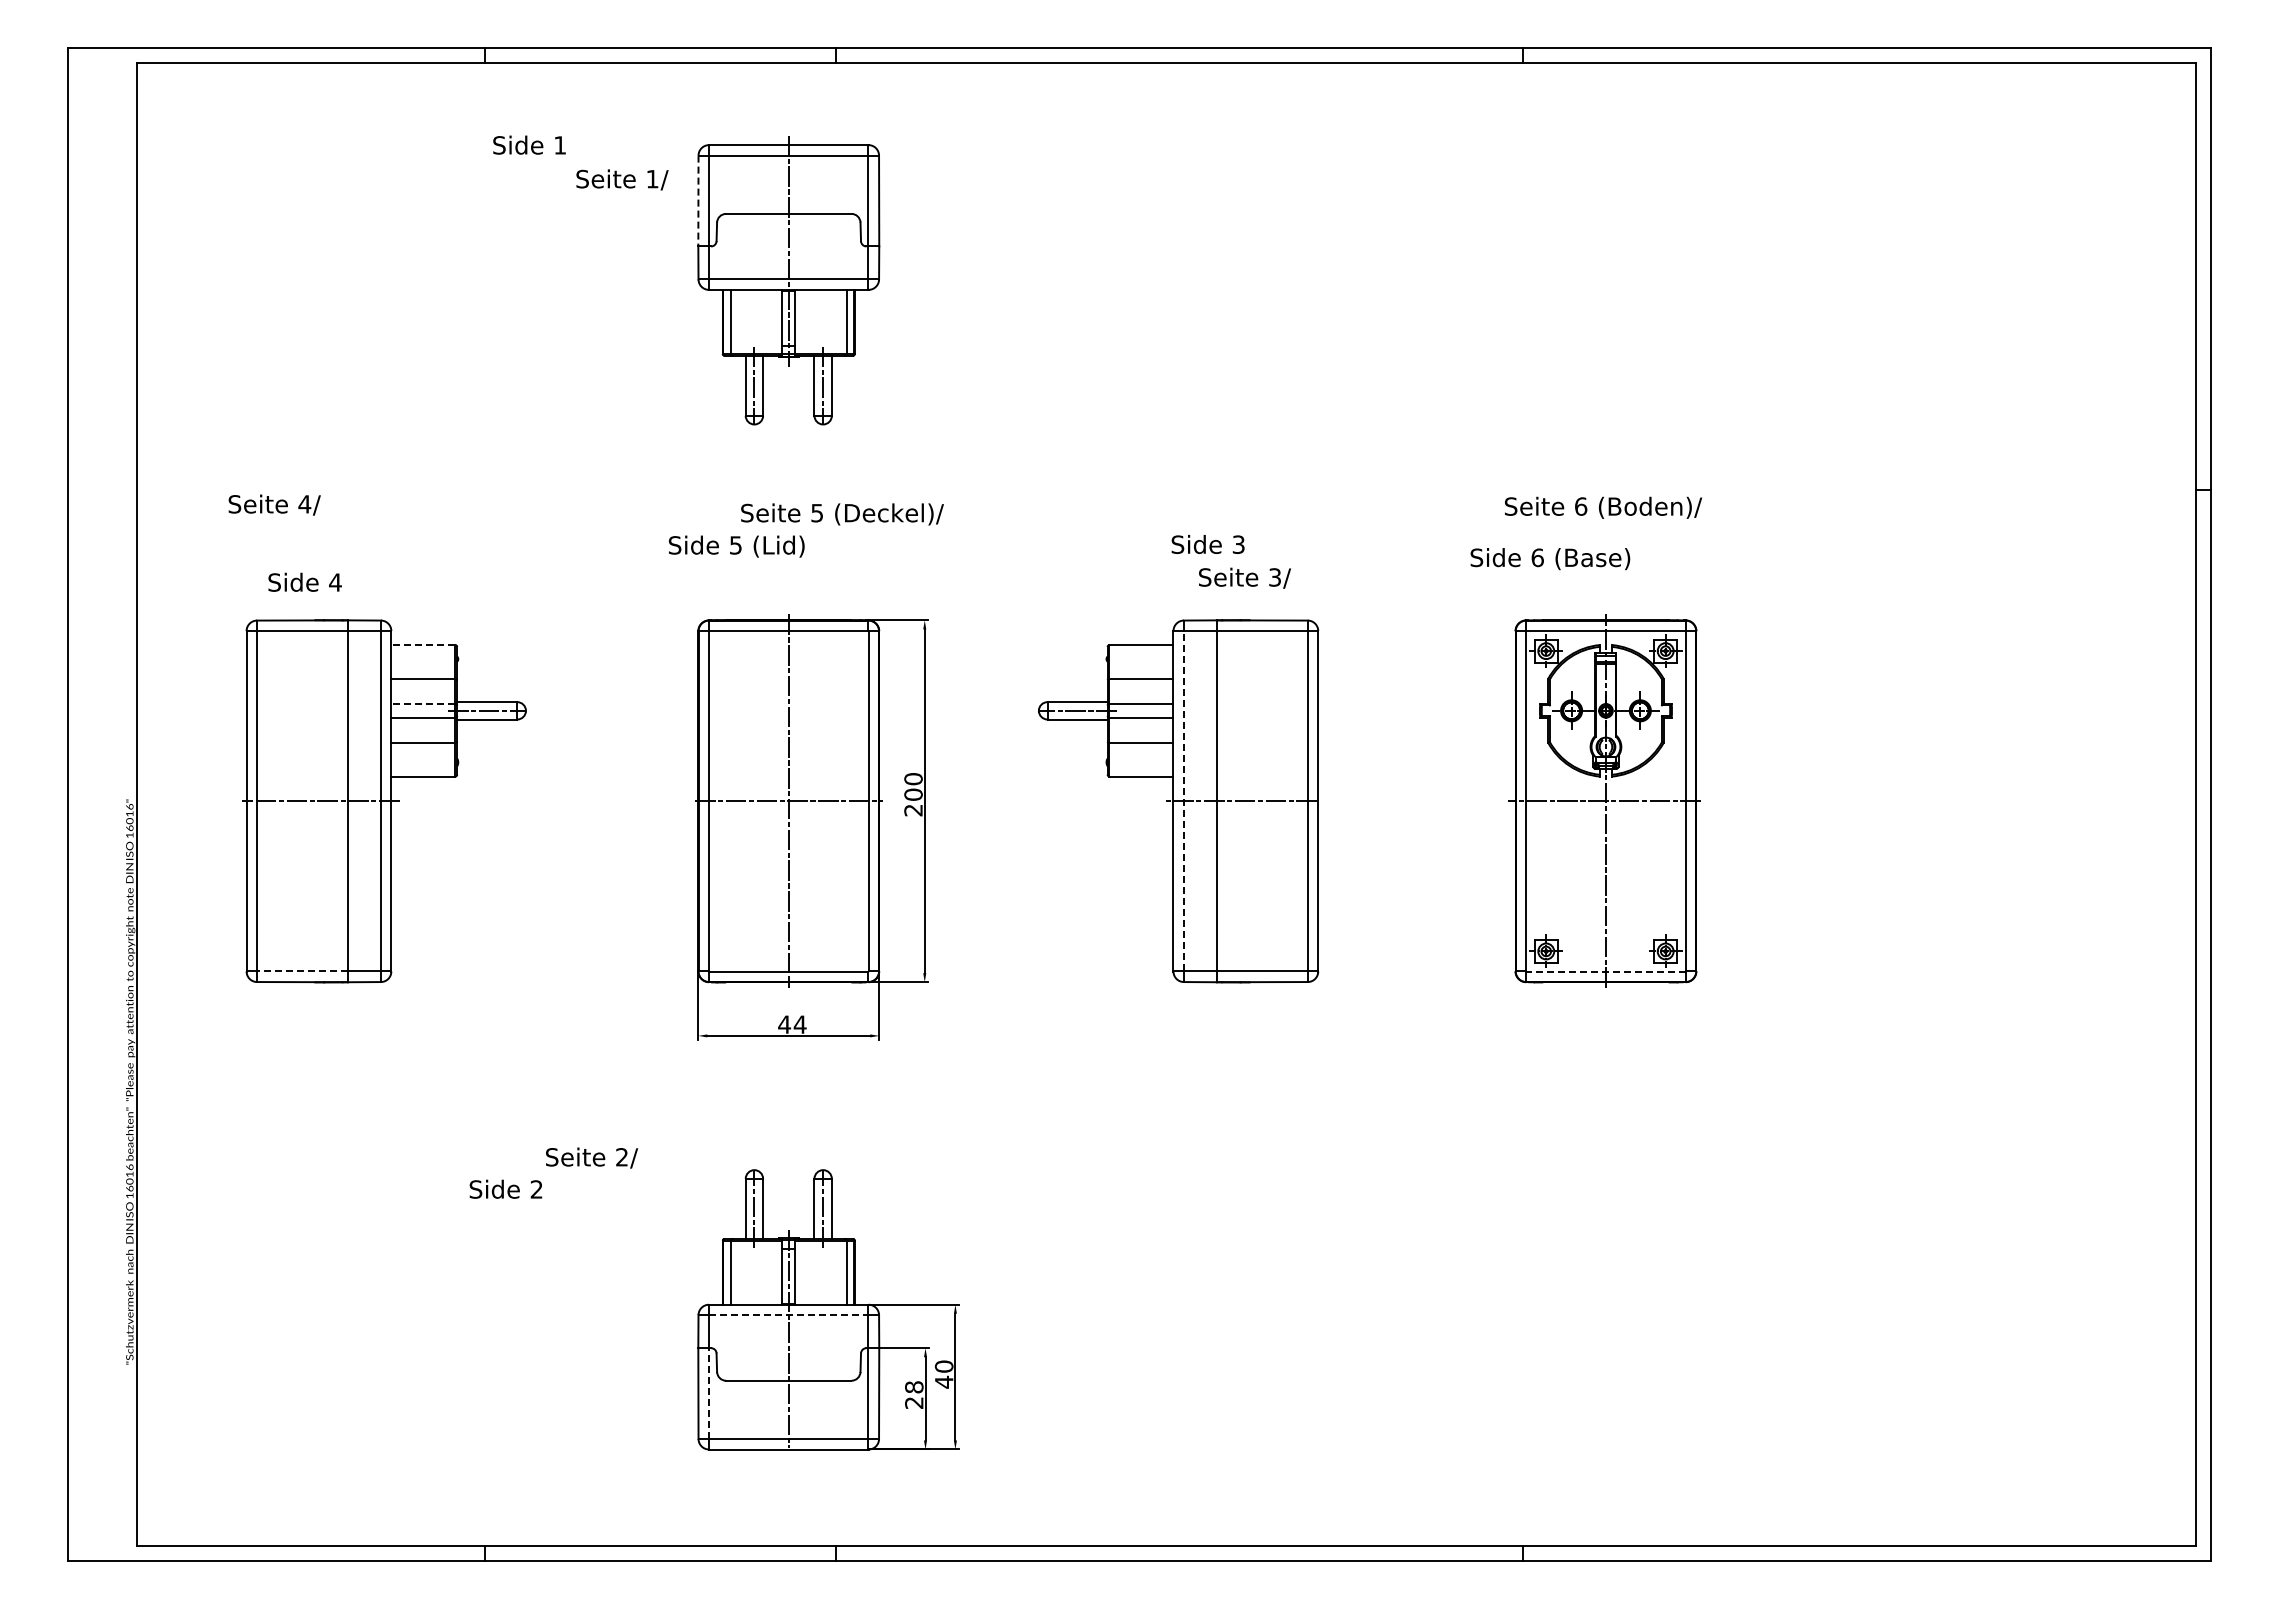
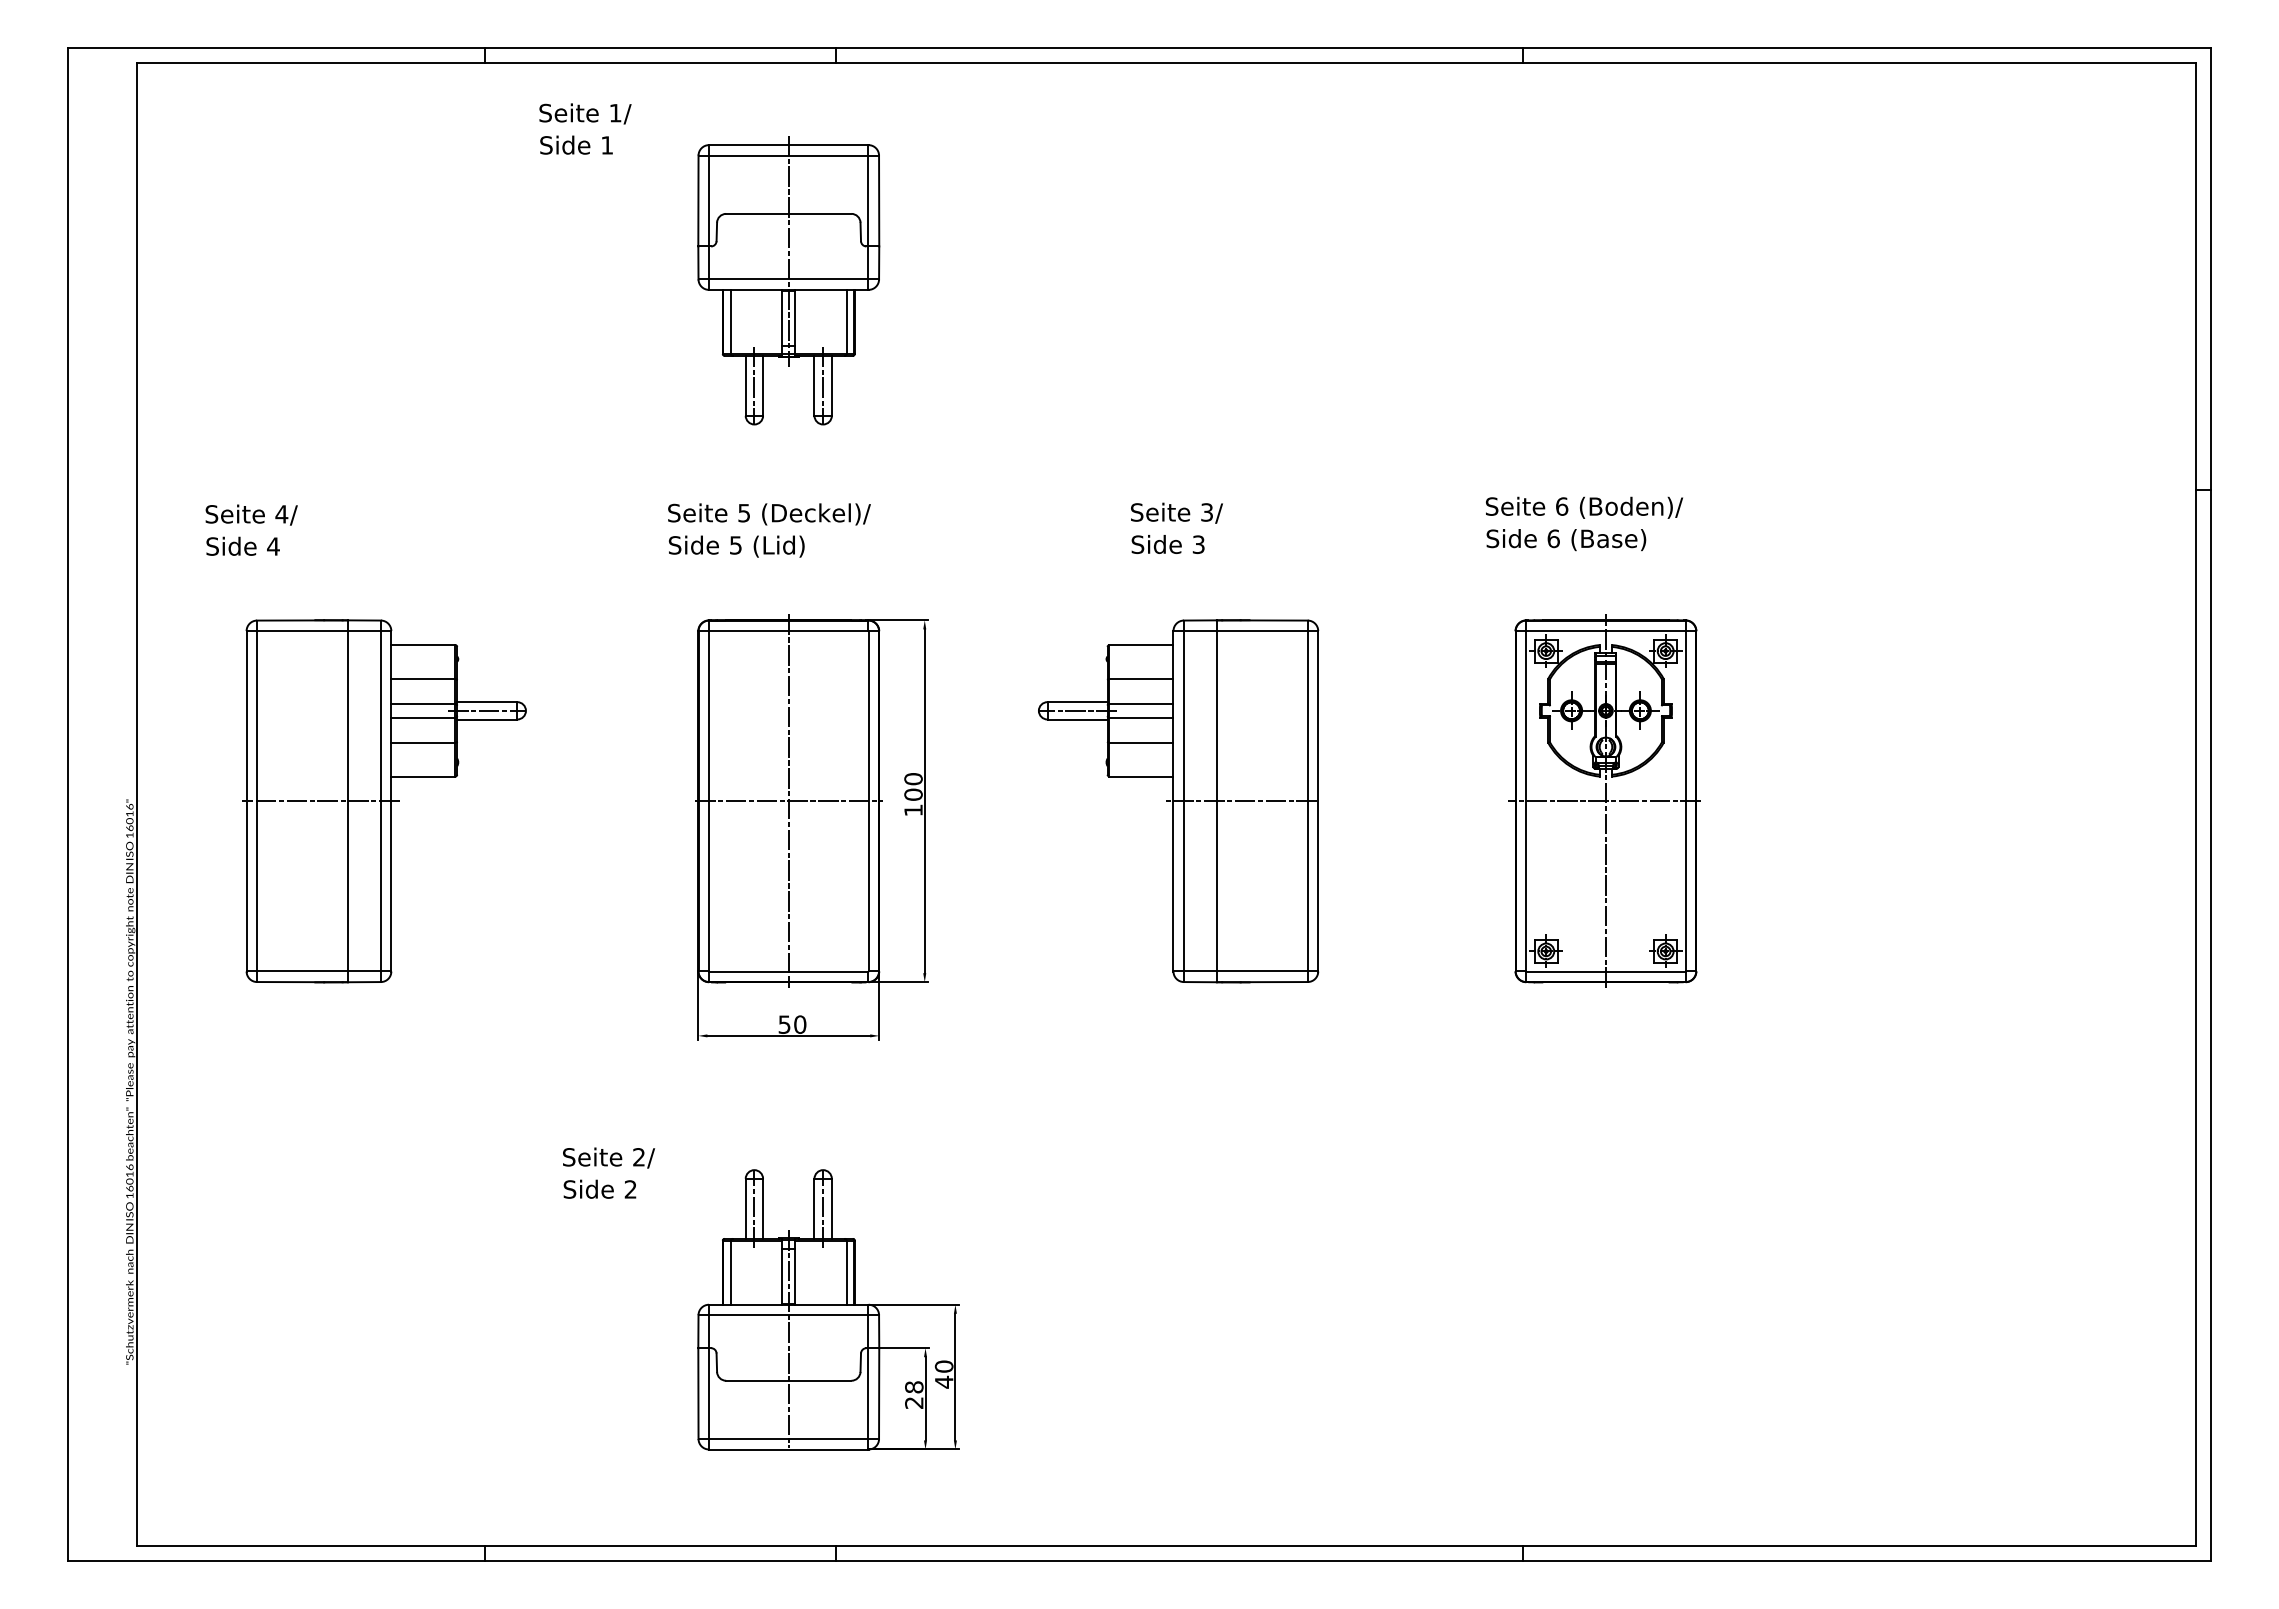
text position: (529, 144) -> (576, 144) (576, 144)
text position: (622, 179) -> (585, 113) (585, 113)
line: dashed -> solid (698, 201)
text position: (274, 504) -> (251, 514) (251, 514)
text position: (1603, 507) -> (1584, 507) (1584, 507)
text position: (842, 514) -> (769, 514) (769, 514)
text position: (1207, 544) -> (1167, 544) (1167, 544)
text position: (1550, 559) -> (1566, 540) (1566, 540)
text position: (1244, 577) -> (1176, 512) (1176, 512)
text position: (304, 581) -> (242, 545) (242, 545)
line: dashed -> solid (422, 645)
line: dashed -> solid (422, 703)
line: dashed -> solid (1183, 800)
text: 200 -> 100 (913, 810)
line: dashed -> solid (302, 971)
line: dashed -> solid (1605, 971)
text: 44 -> 50 (792, 1024)
text position: (592, 1157) -> (609, 1157) (609, 1157)
text position: (505, 1188) -> (599, 1188) (599, 1188)
line: dashed -> solid (788, 1315)
line: dashed -> solid (709, 1393)
